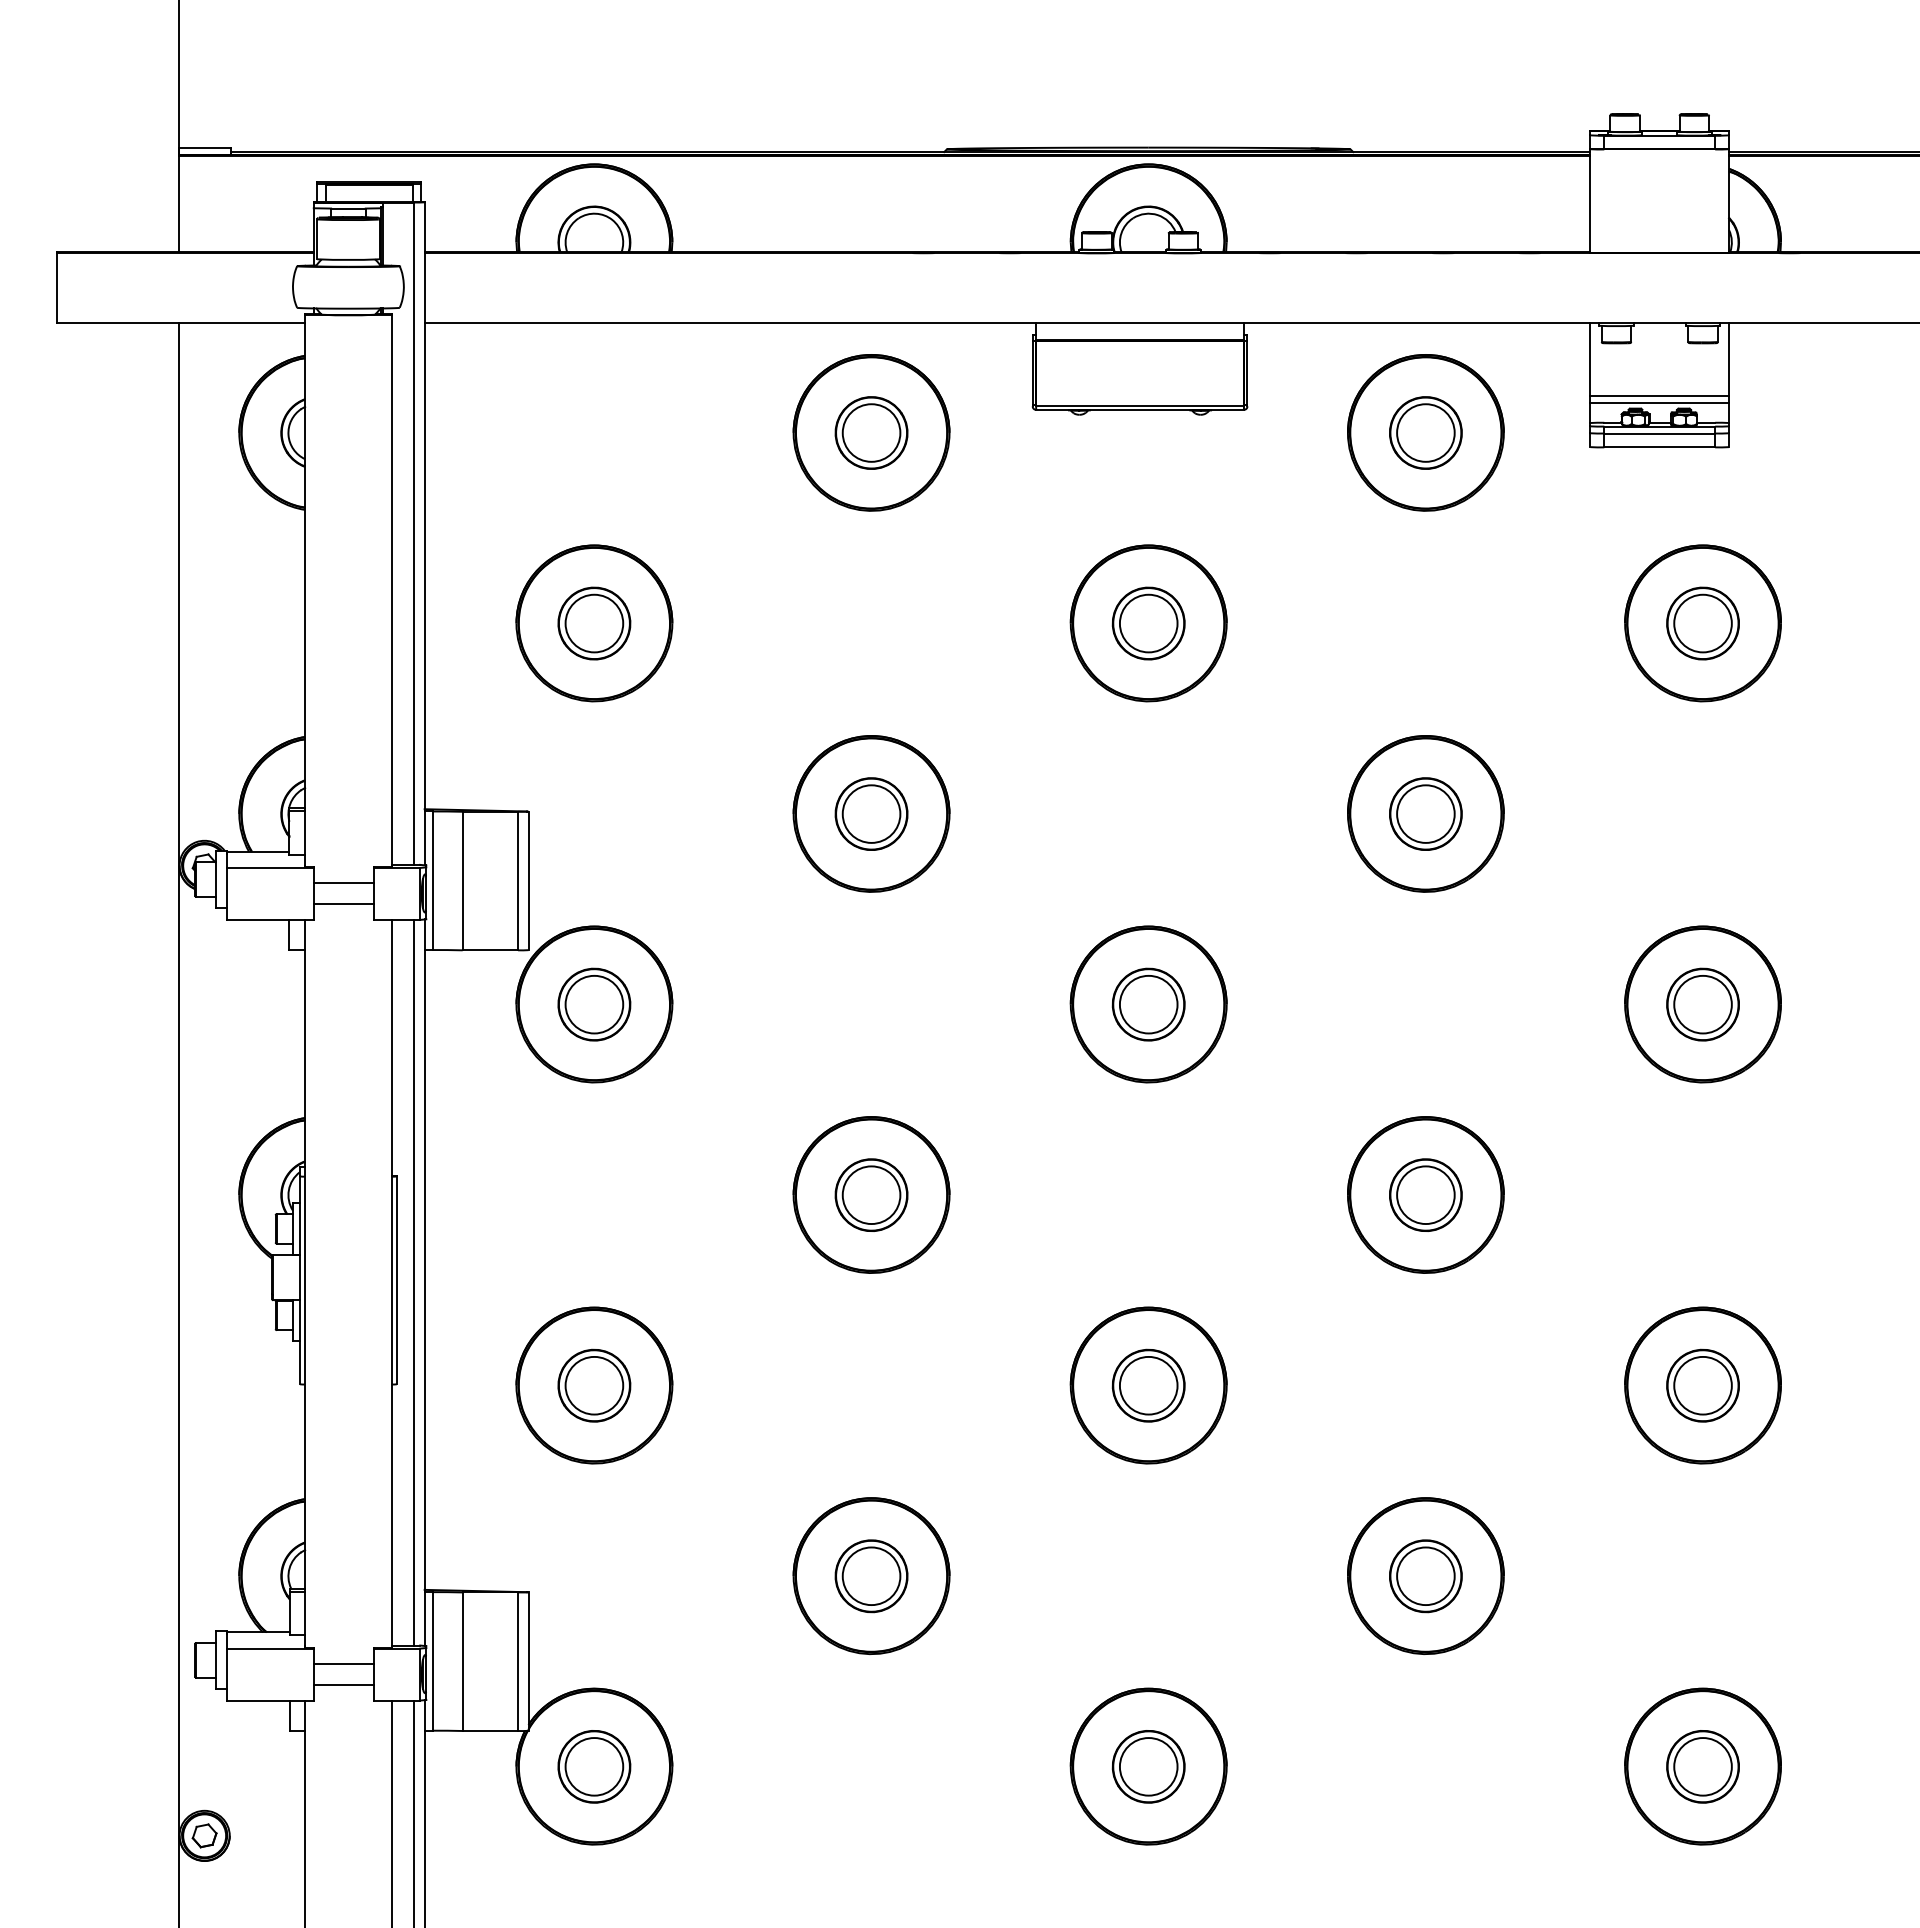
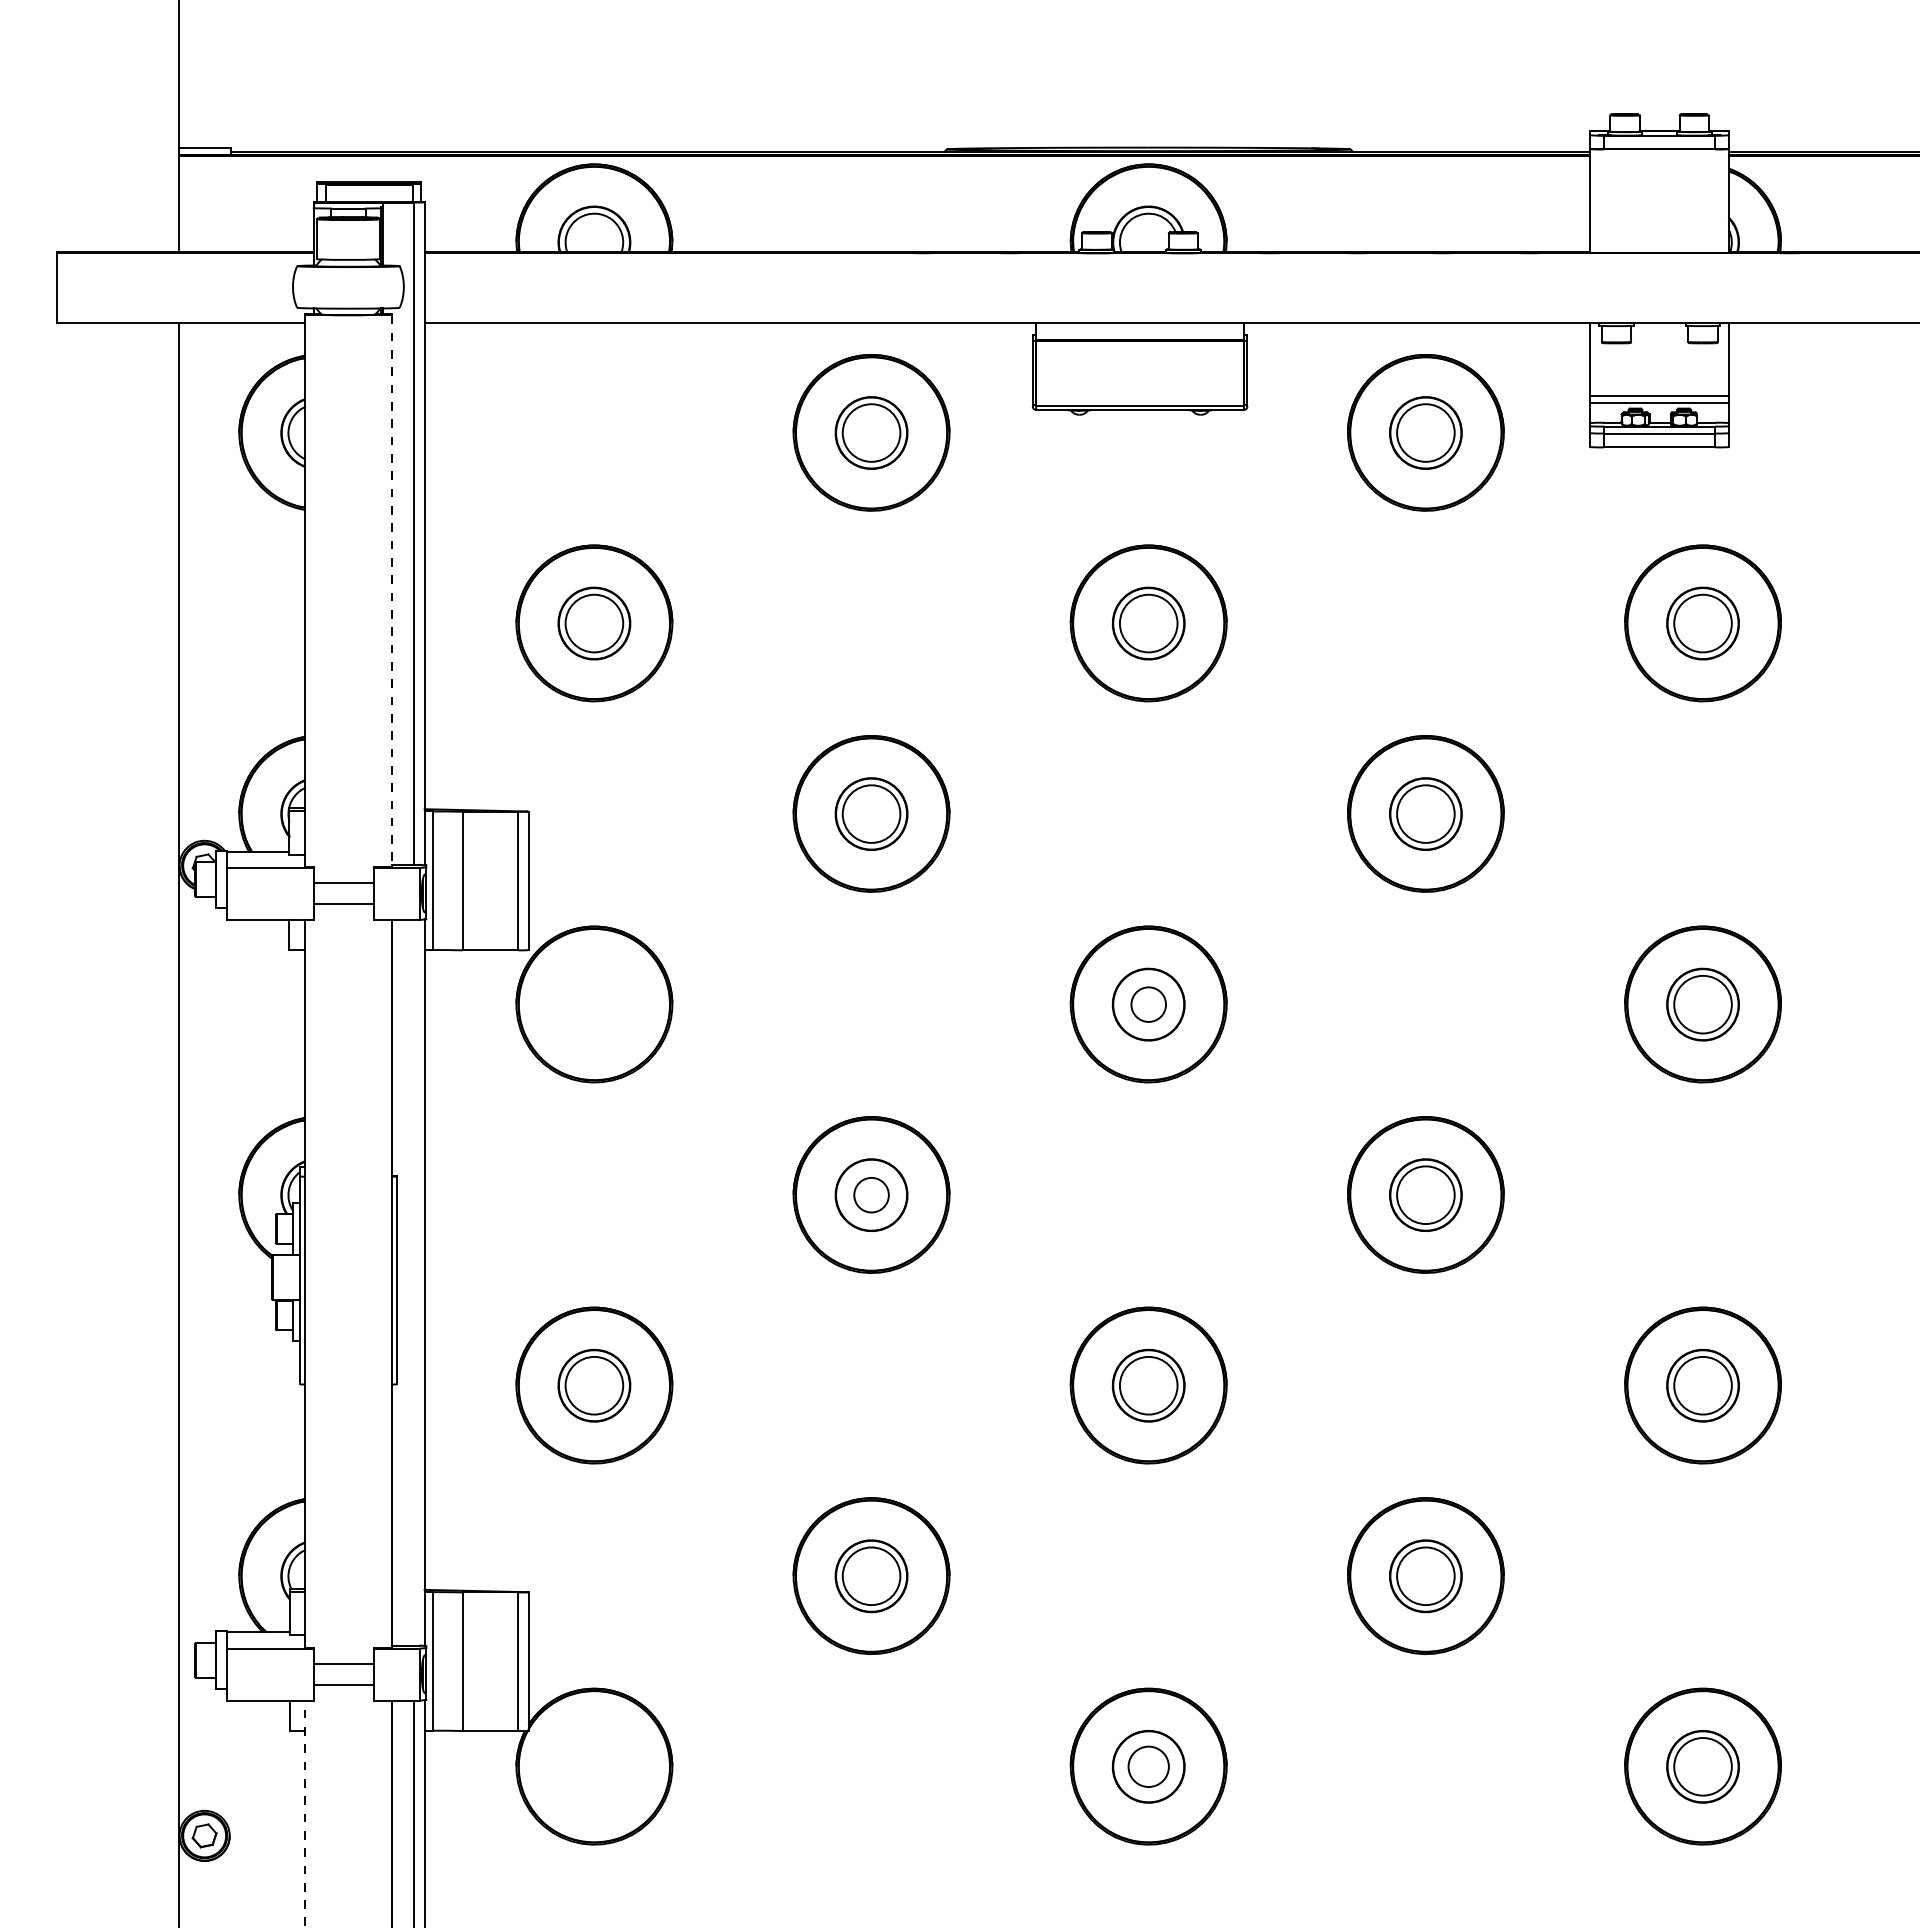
line: solid -> dashed (391, 591)
part: present -> none (594, 1004)
circle diameter: 58 px -> 35 px (1148, 1004)
circle diameter: 58 px -> 35 px (871, 1194)
line: present -> none (414, 1282)
part: present -> none (594, 1766)
circle diameter: 58 px -> 40 px (1148, 1766)
line: solid -> dashed (305, 1813)
